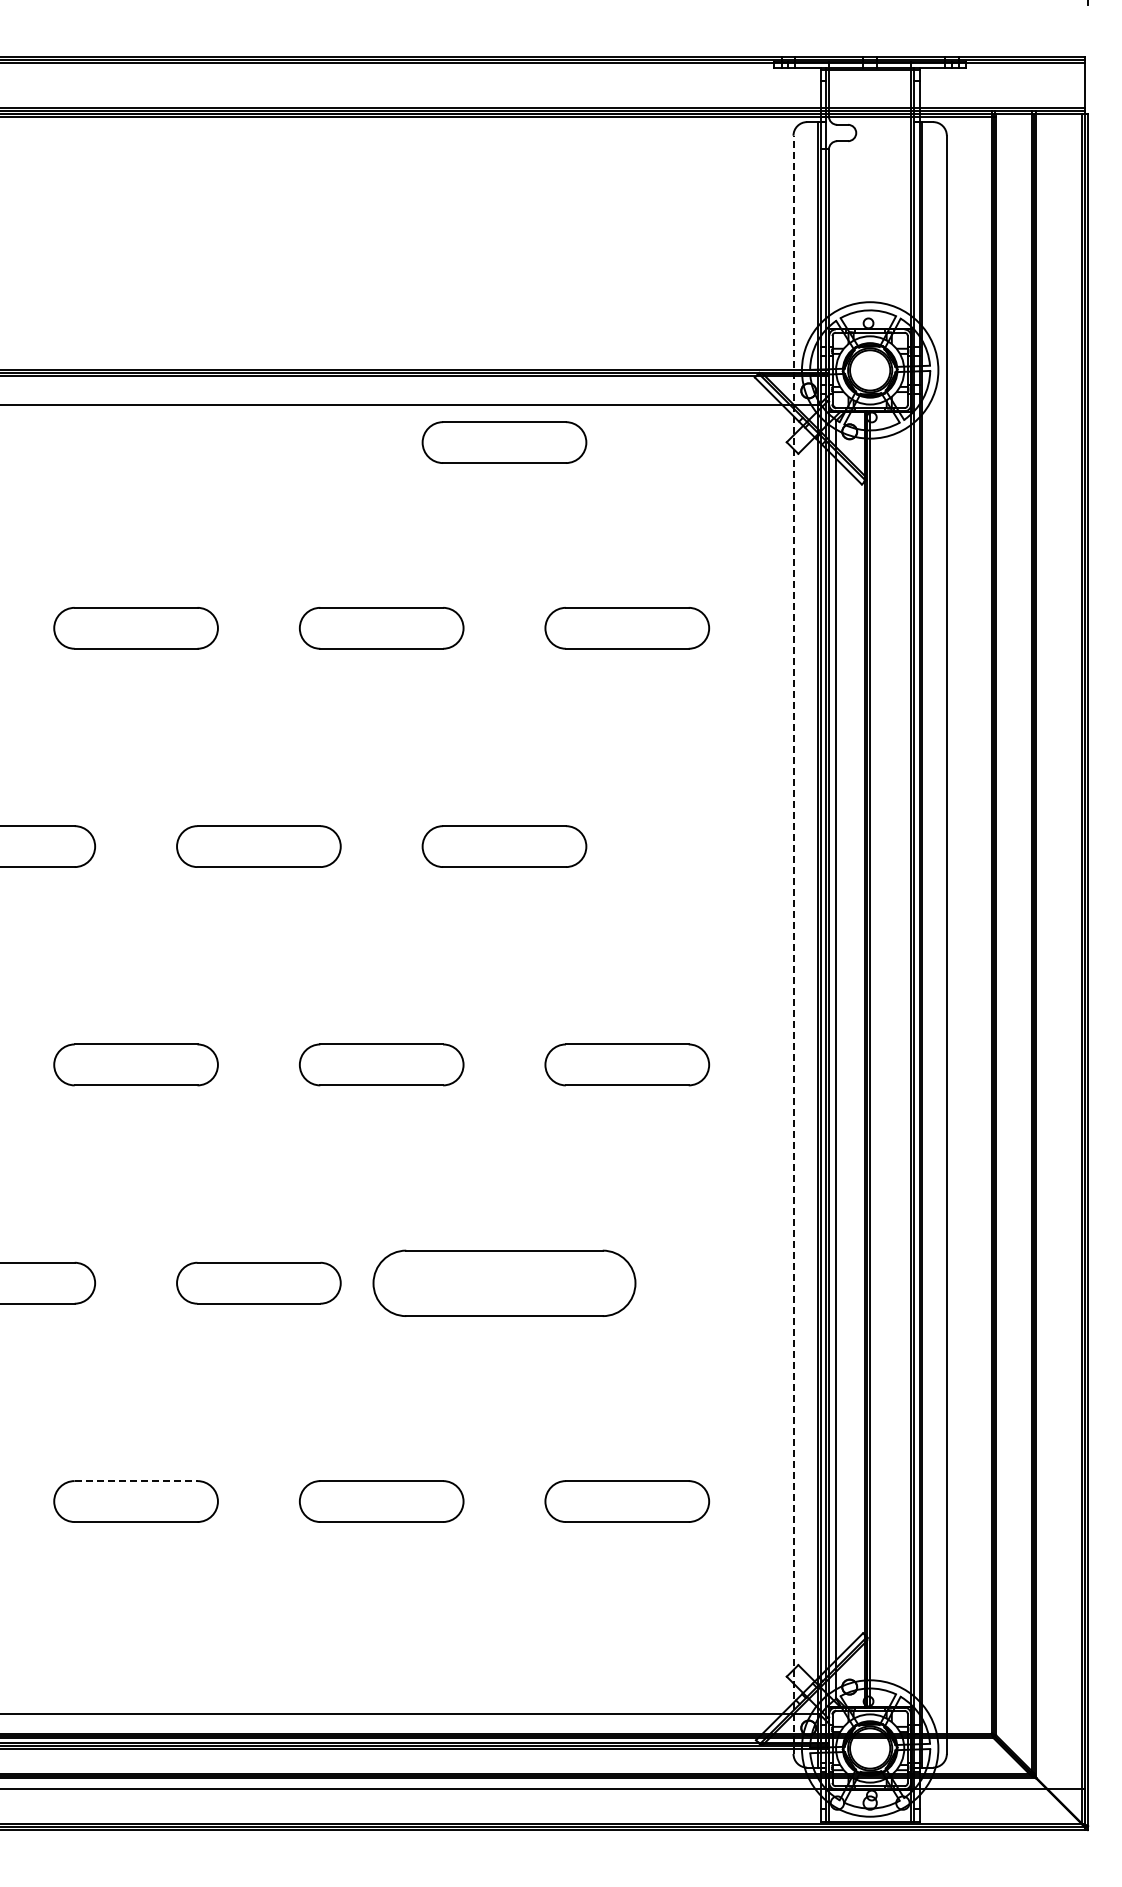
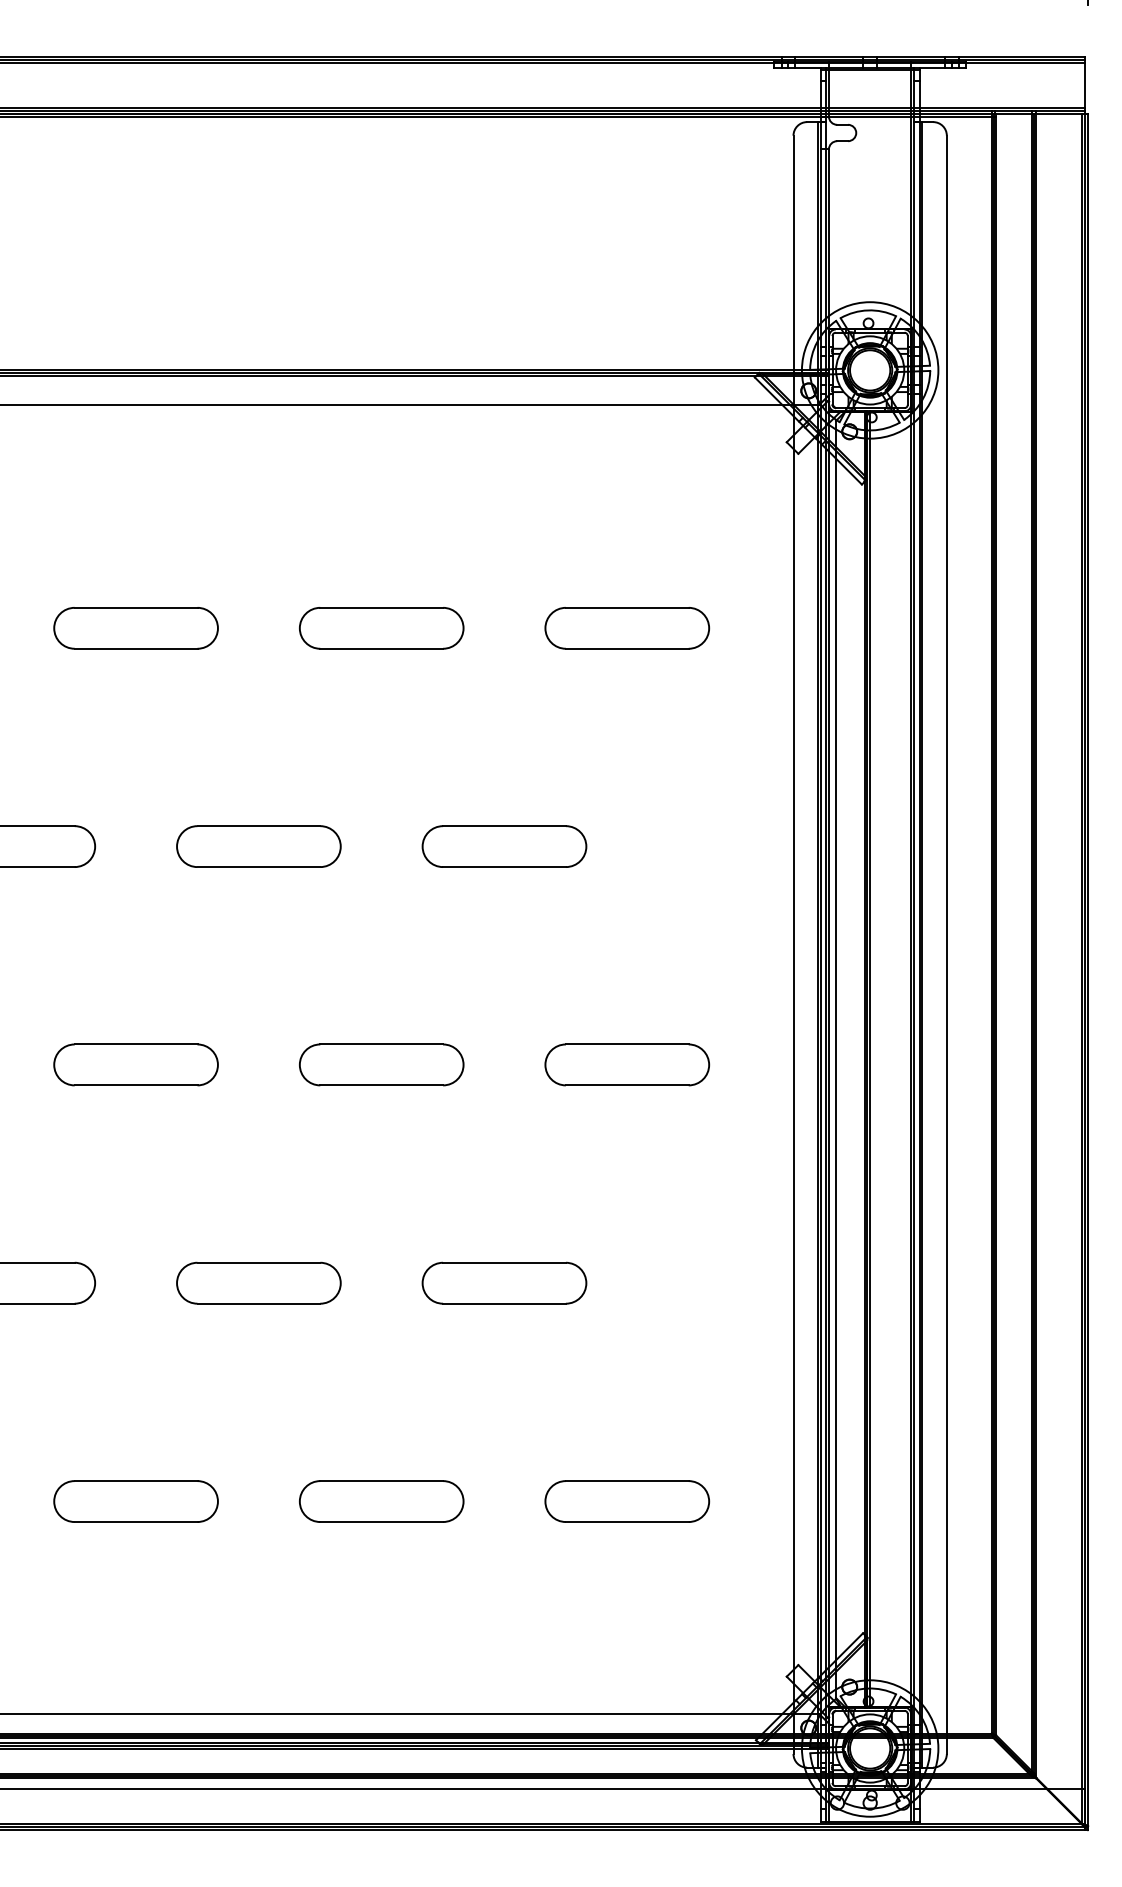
part: present -> none (504, 442)
line: dashed -> solid (793, 944)
part size: 265x68 px -> 167x44 px (504, 1282)
line: dashed -> solid (136, 1481)
